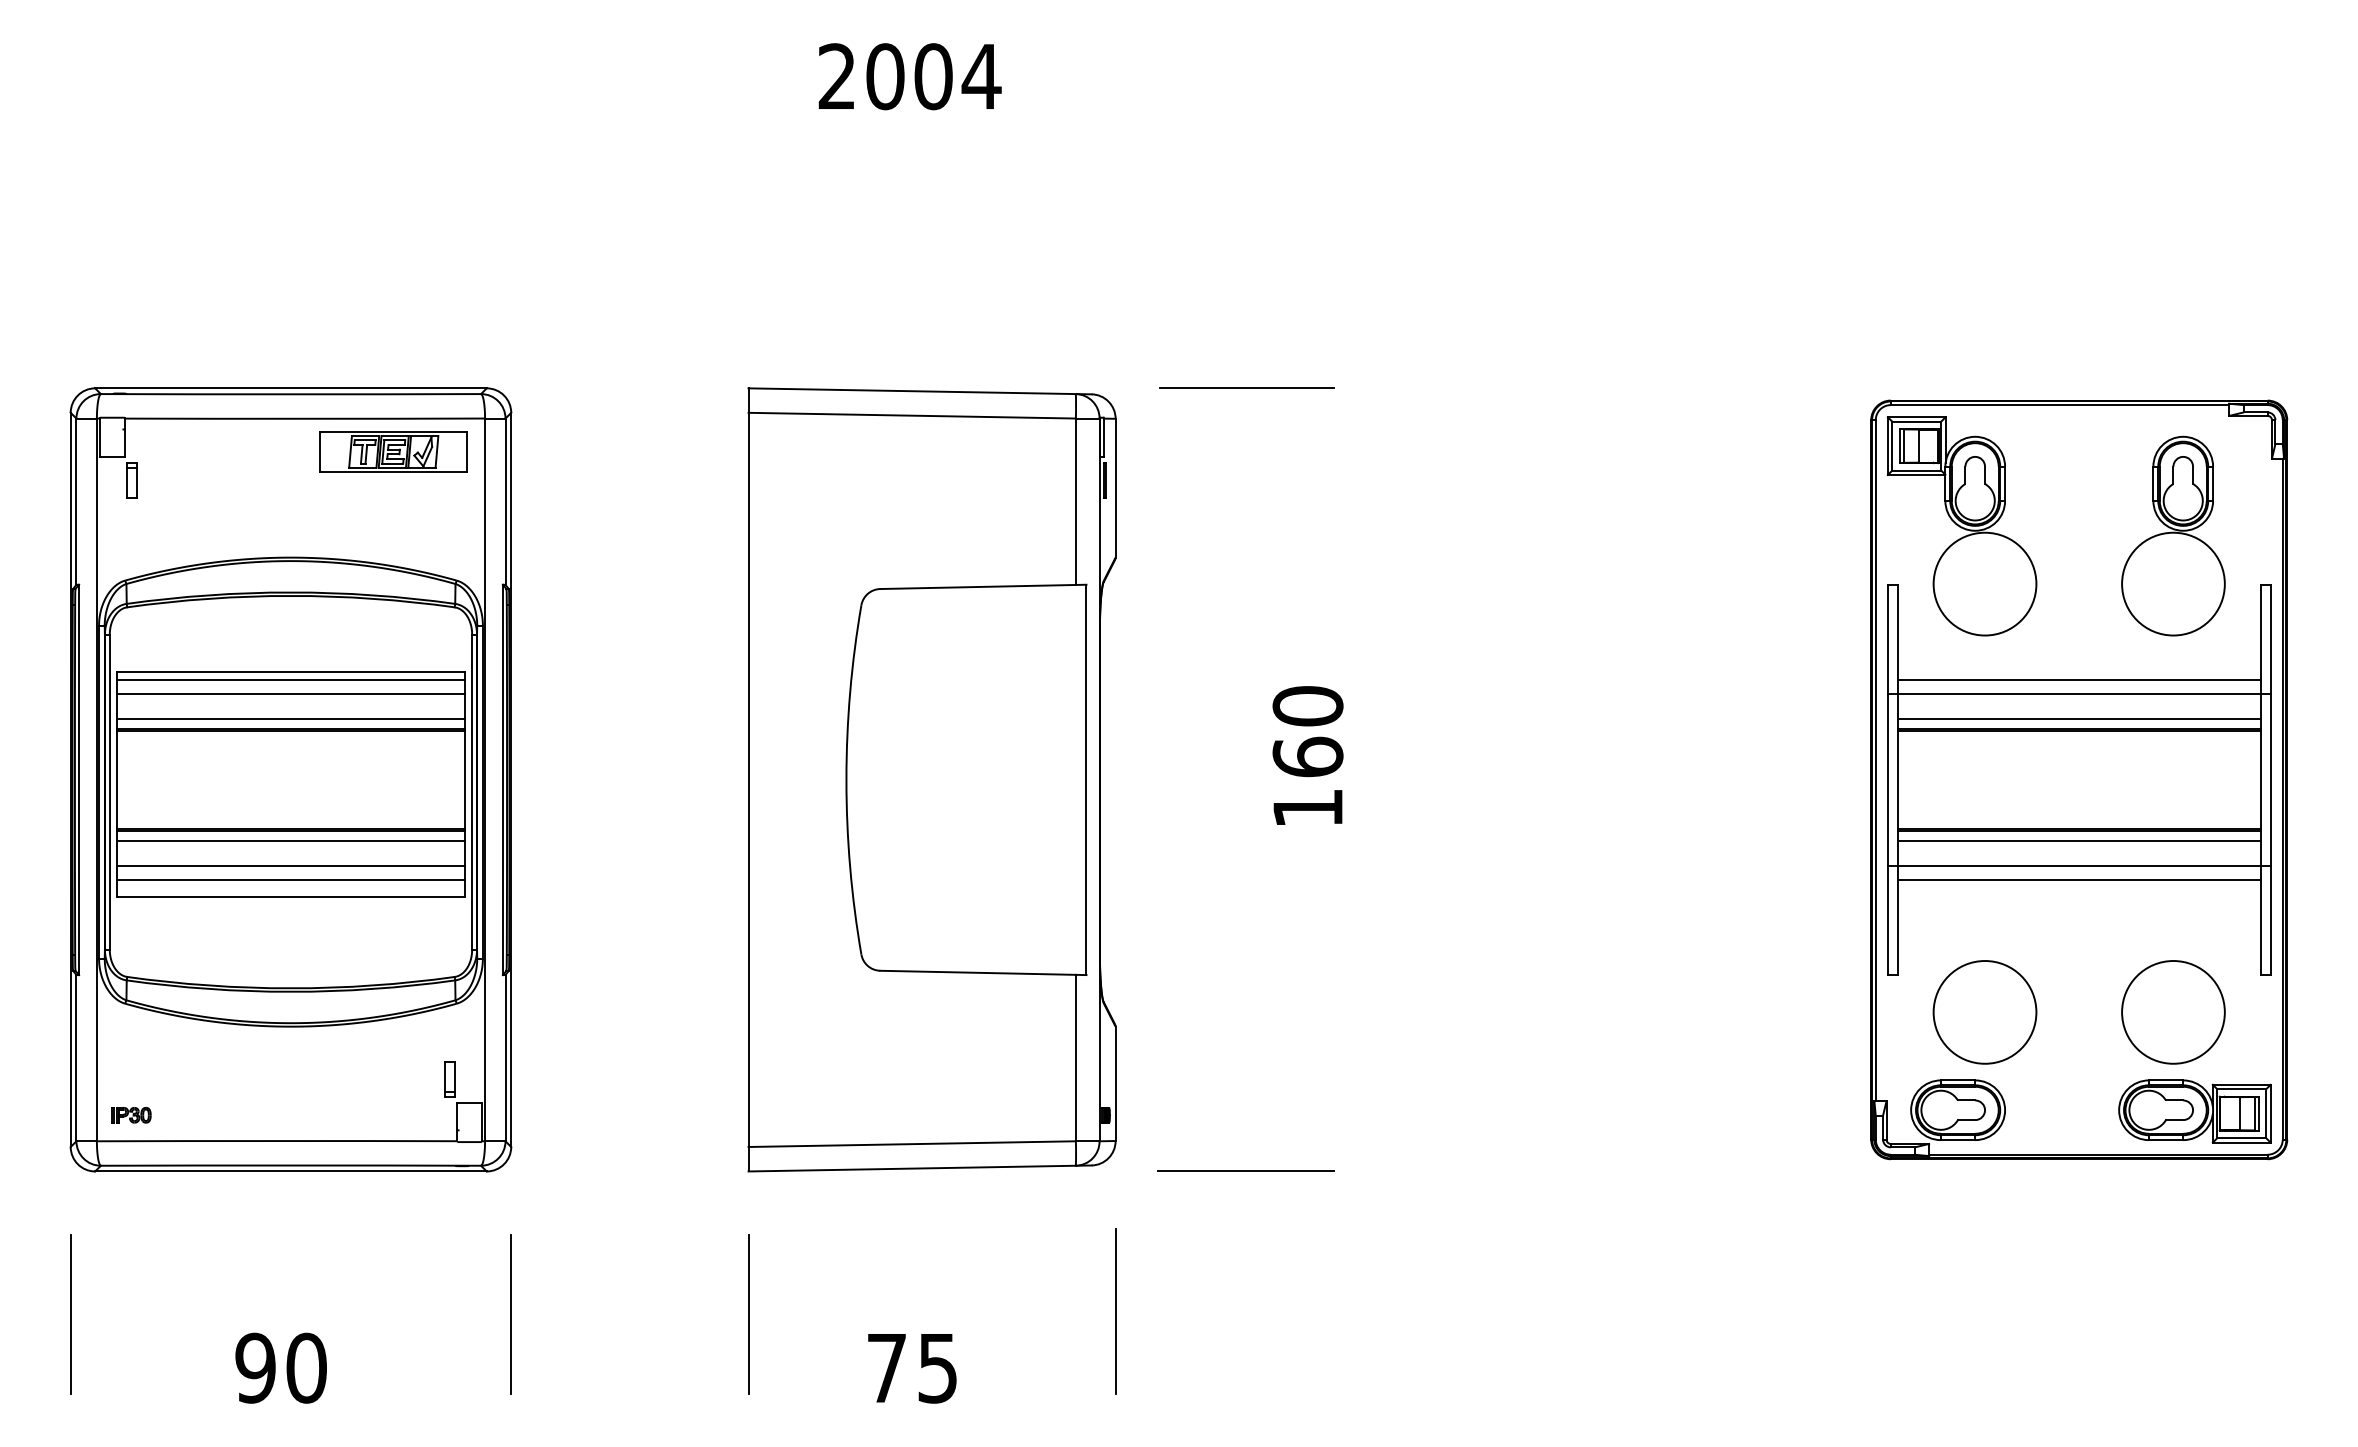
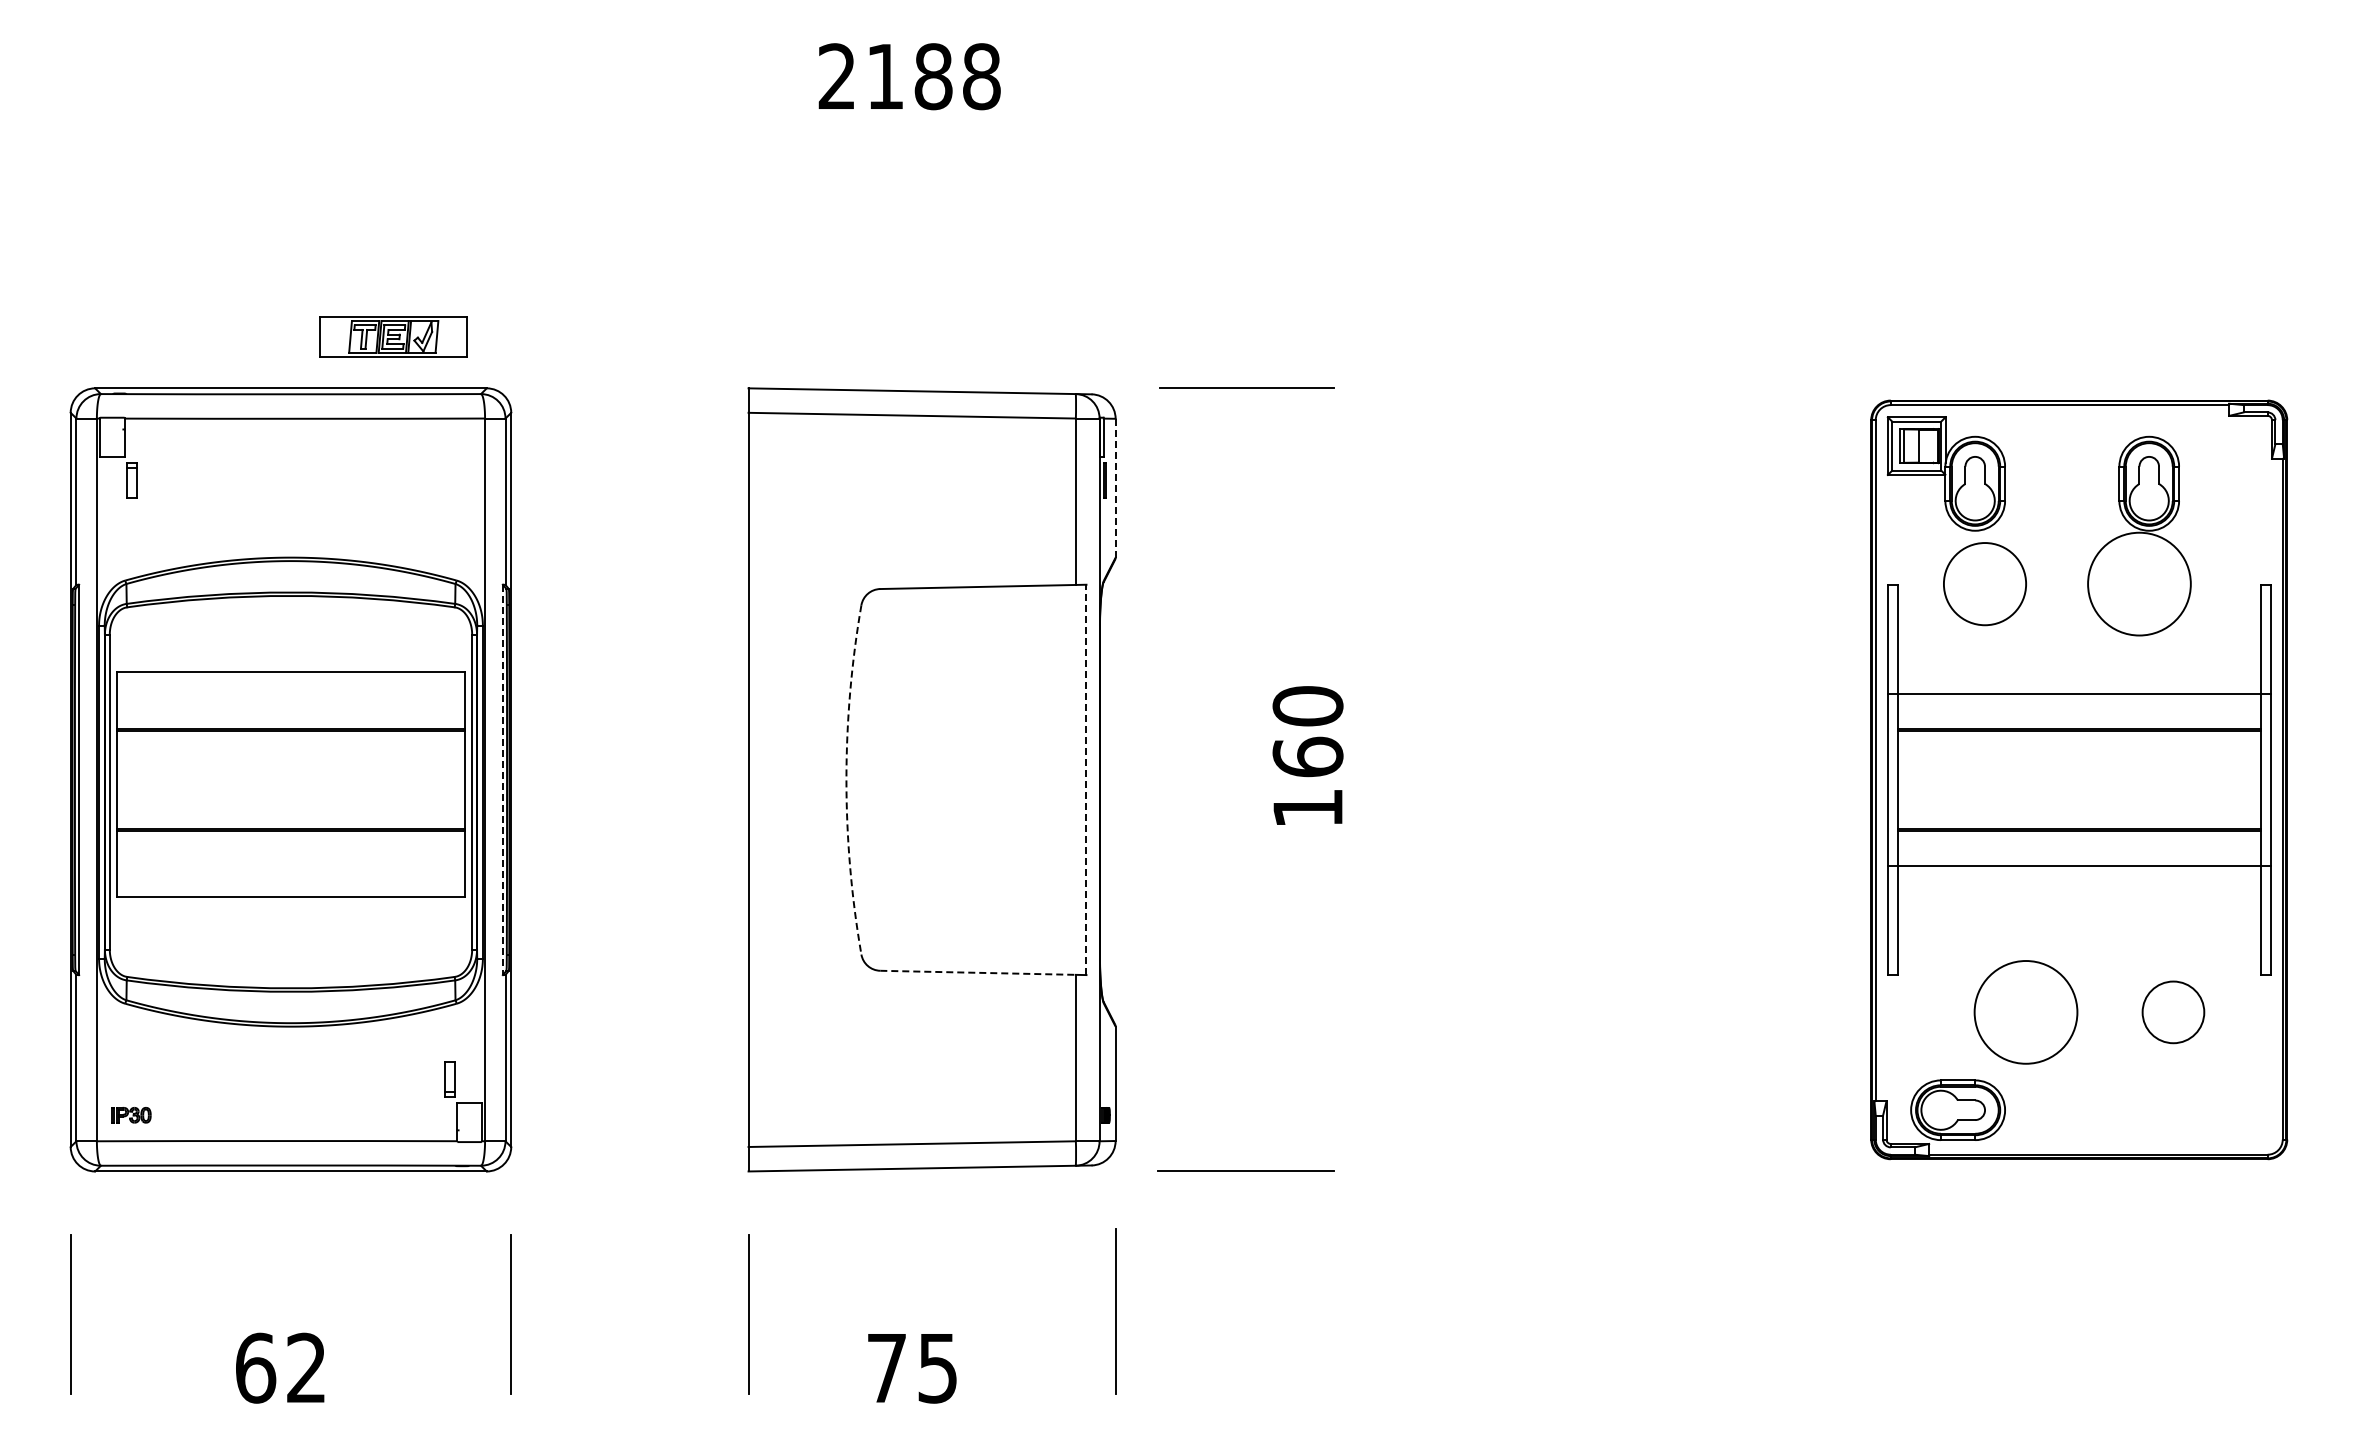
text: 2004 -> 2188 (933, 76)
part position: (393, 451) -> (393, 336) (393, 336)
line: solid -> dashed (1115, 487)
part position: (2173, 535) -> (2139, 535) (2139, 535)
circle diameter: 103 px -> 82 px (1984, 584)
line: present -> none (290, 679)
line: present -> none (2078, 679)
line: present -> none (290, 694)
line: present -> none (290, 718)
line: present -> none (2078, 718)
arc: solid -> dashed (846, 779)
line: solid -> dashed (1086, 779)
line: solid -> dashed (502, 780)
line: present -> none (290, 841)
line: present -> none (2078, 841)
line: present -> none (290, 865)
line: present -> none (290, 880)
line: present -> none (2078, 880)
line: solid -> dashed (978, 972)
circle position: (1984, 1012) -> (2025, 1012) (2025, 1012)
circle diameter: 103 px -> 62 px (2173, 1012)
part: present -> none (2194, 1111)
text: 90 -> 62 (280, 1367)
